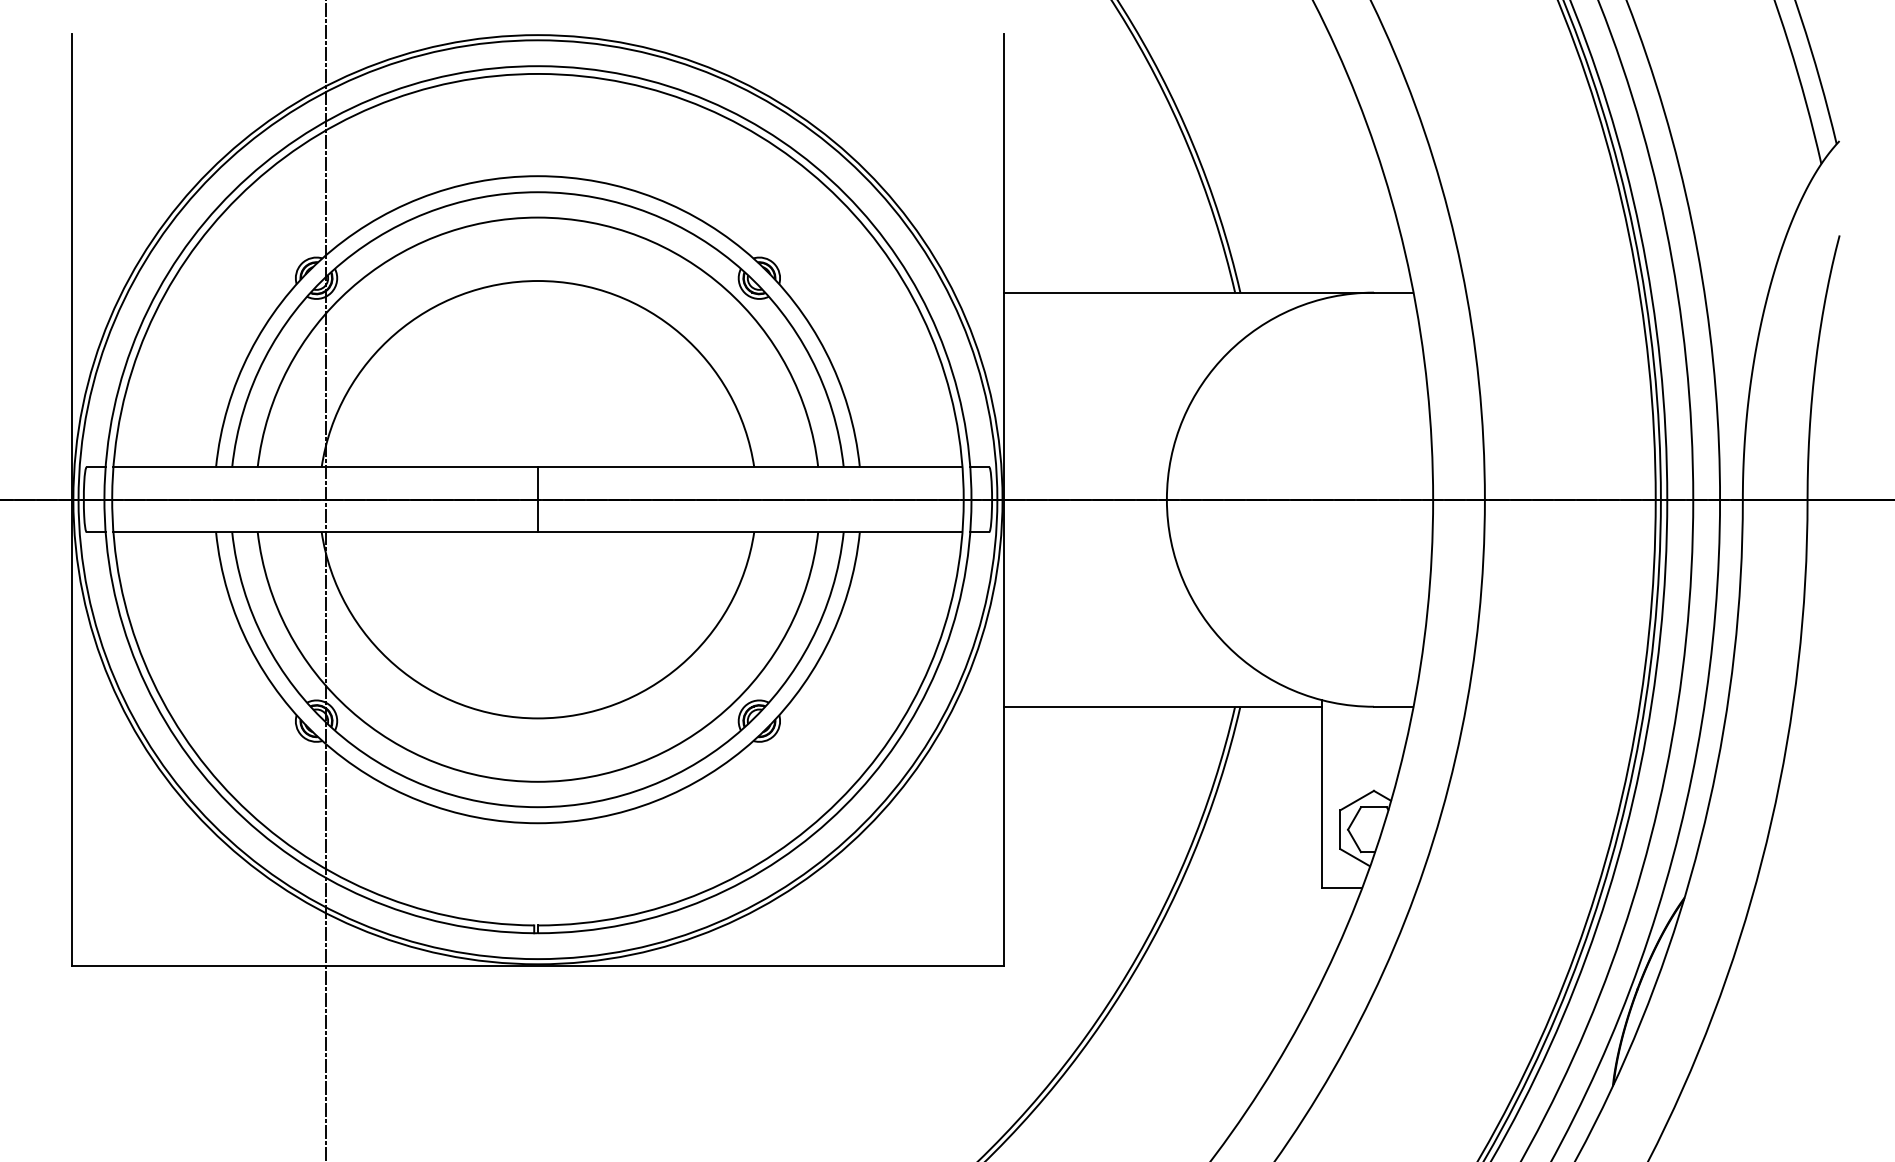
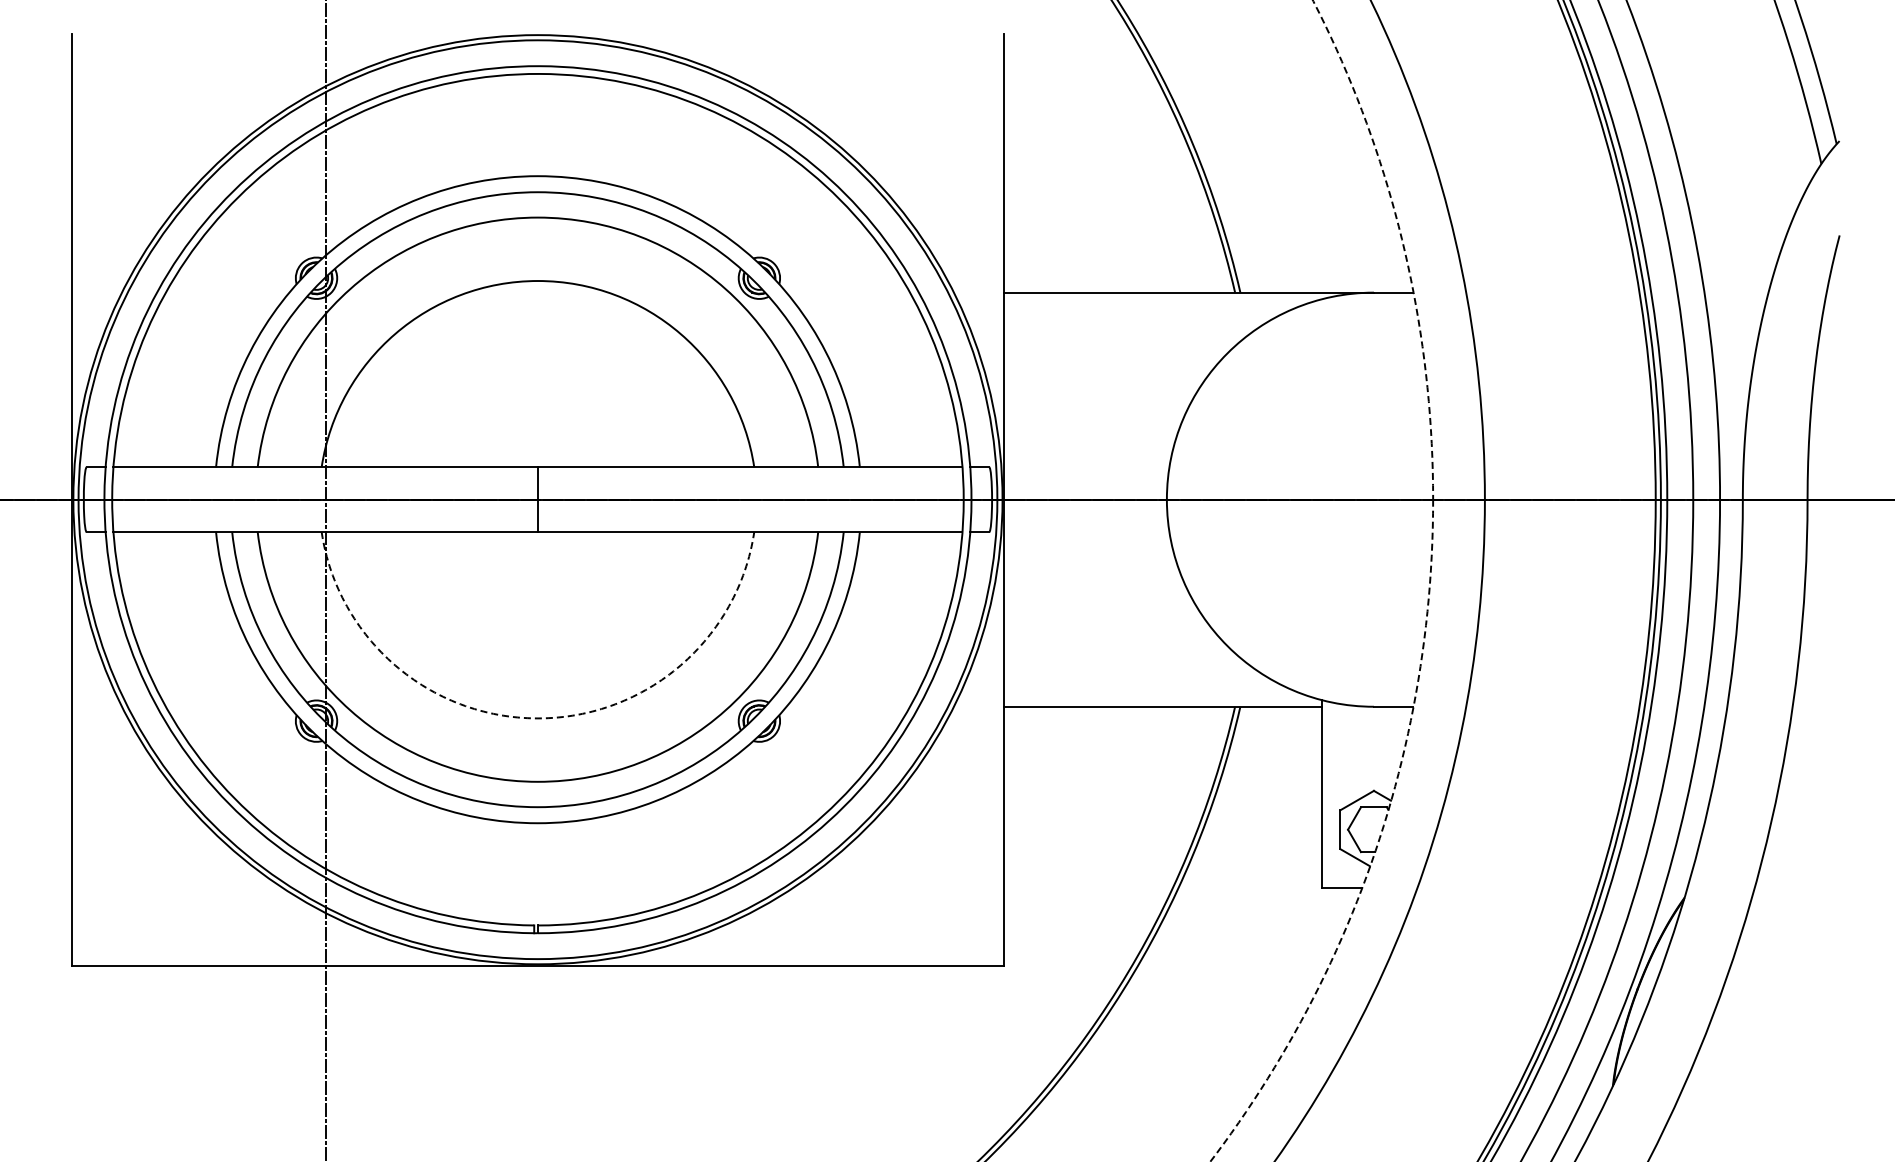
circle: solid -> dashed (1321, 580)
arc: solid -> dashed (537, 718)
